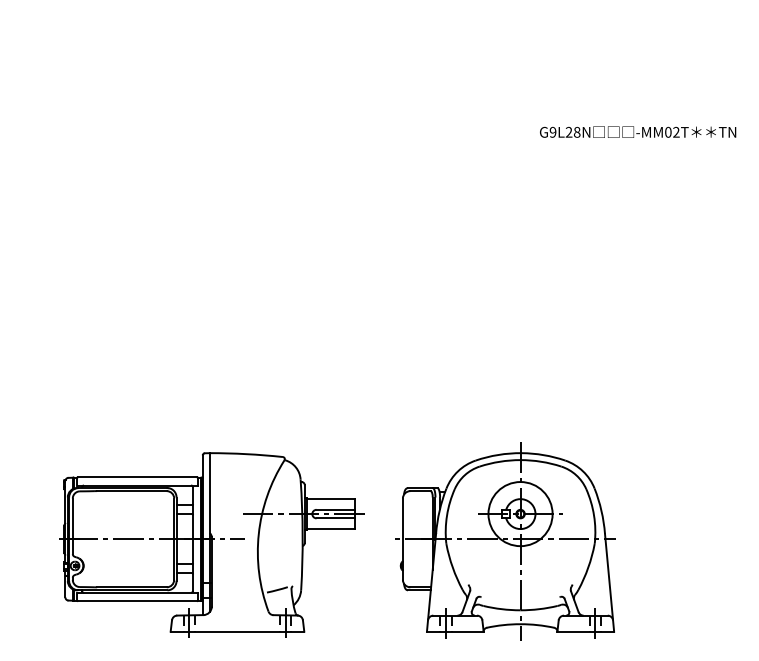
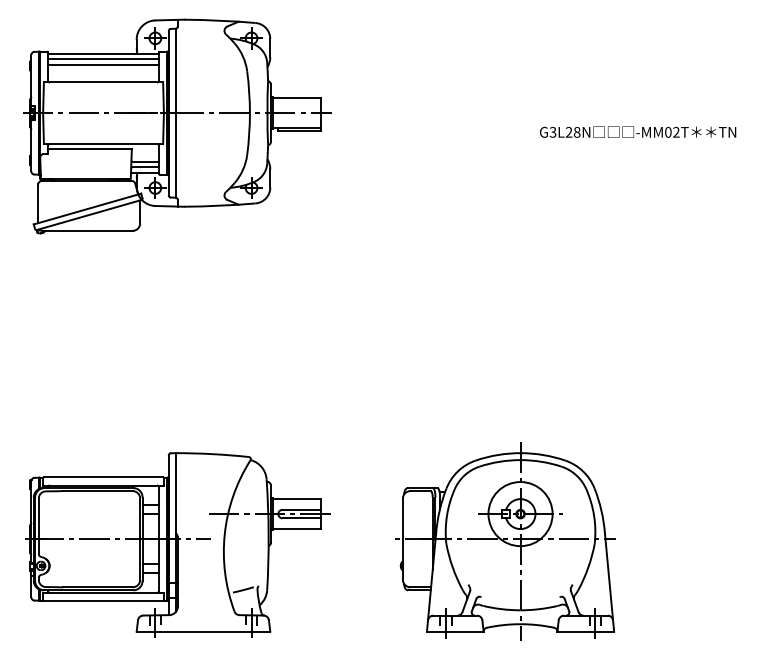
part: none -> present (177, 126)
text: G9L28N -> G3L28N (552, 132)
part position: (211, 544) -> (177, 544) (177, 544)
